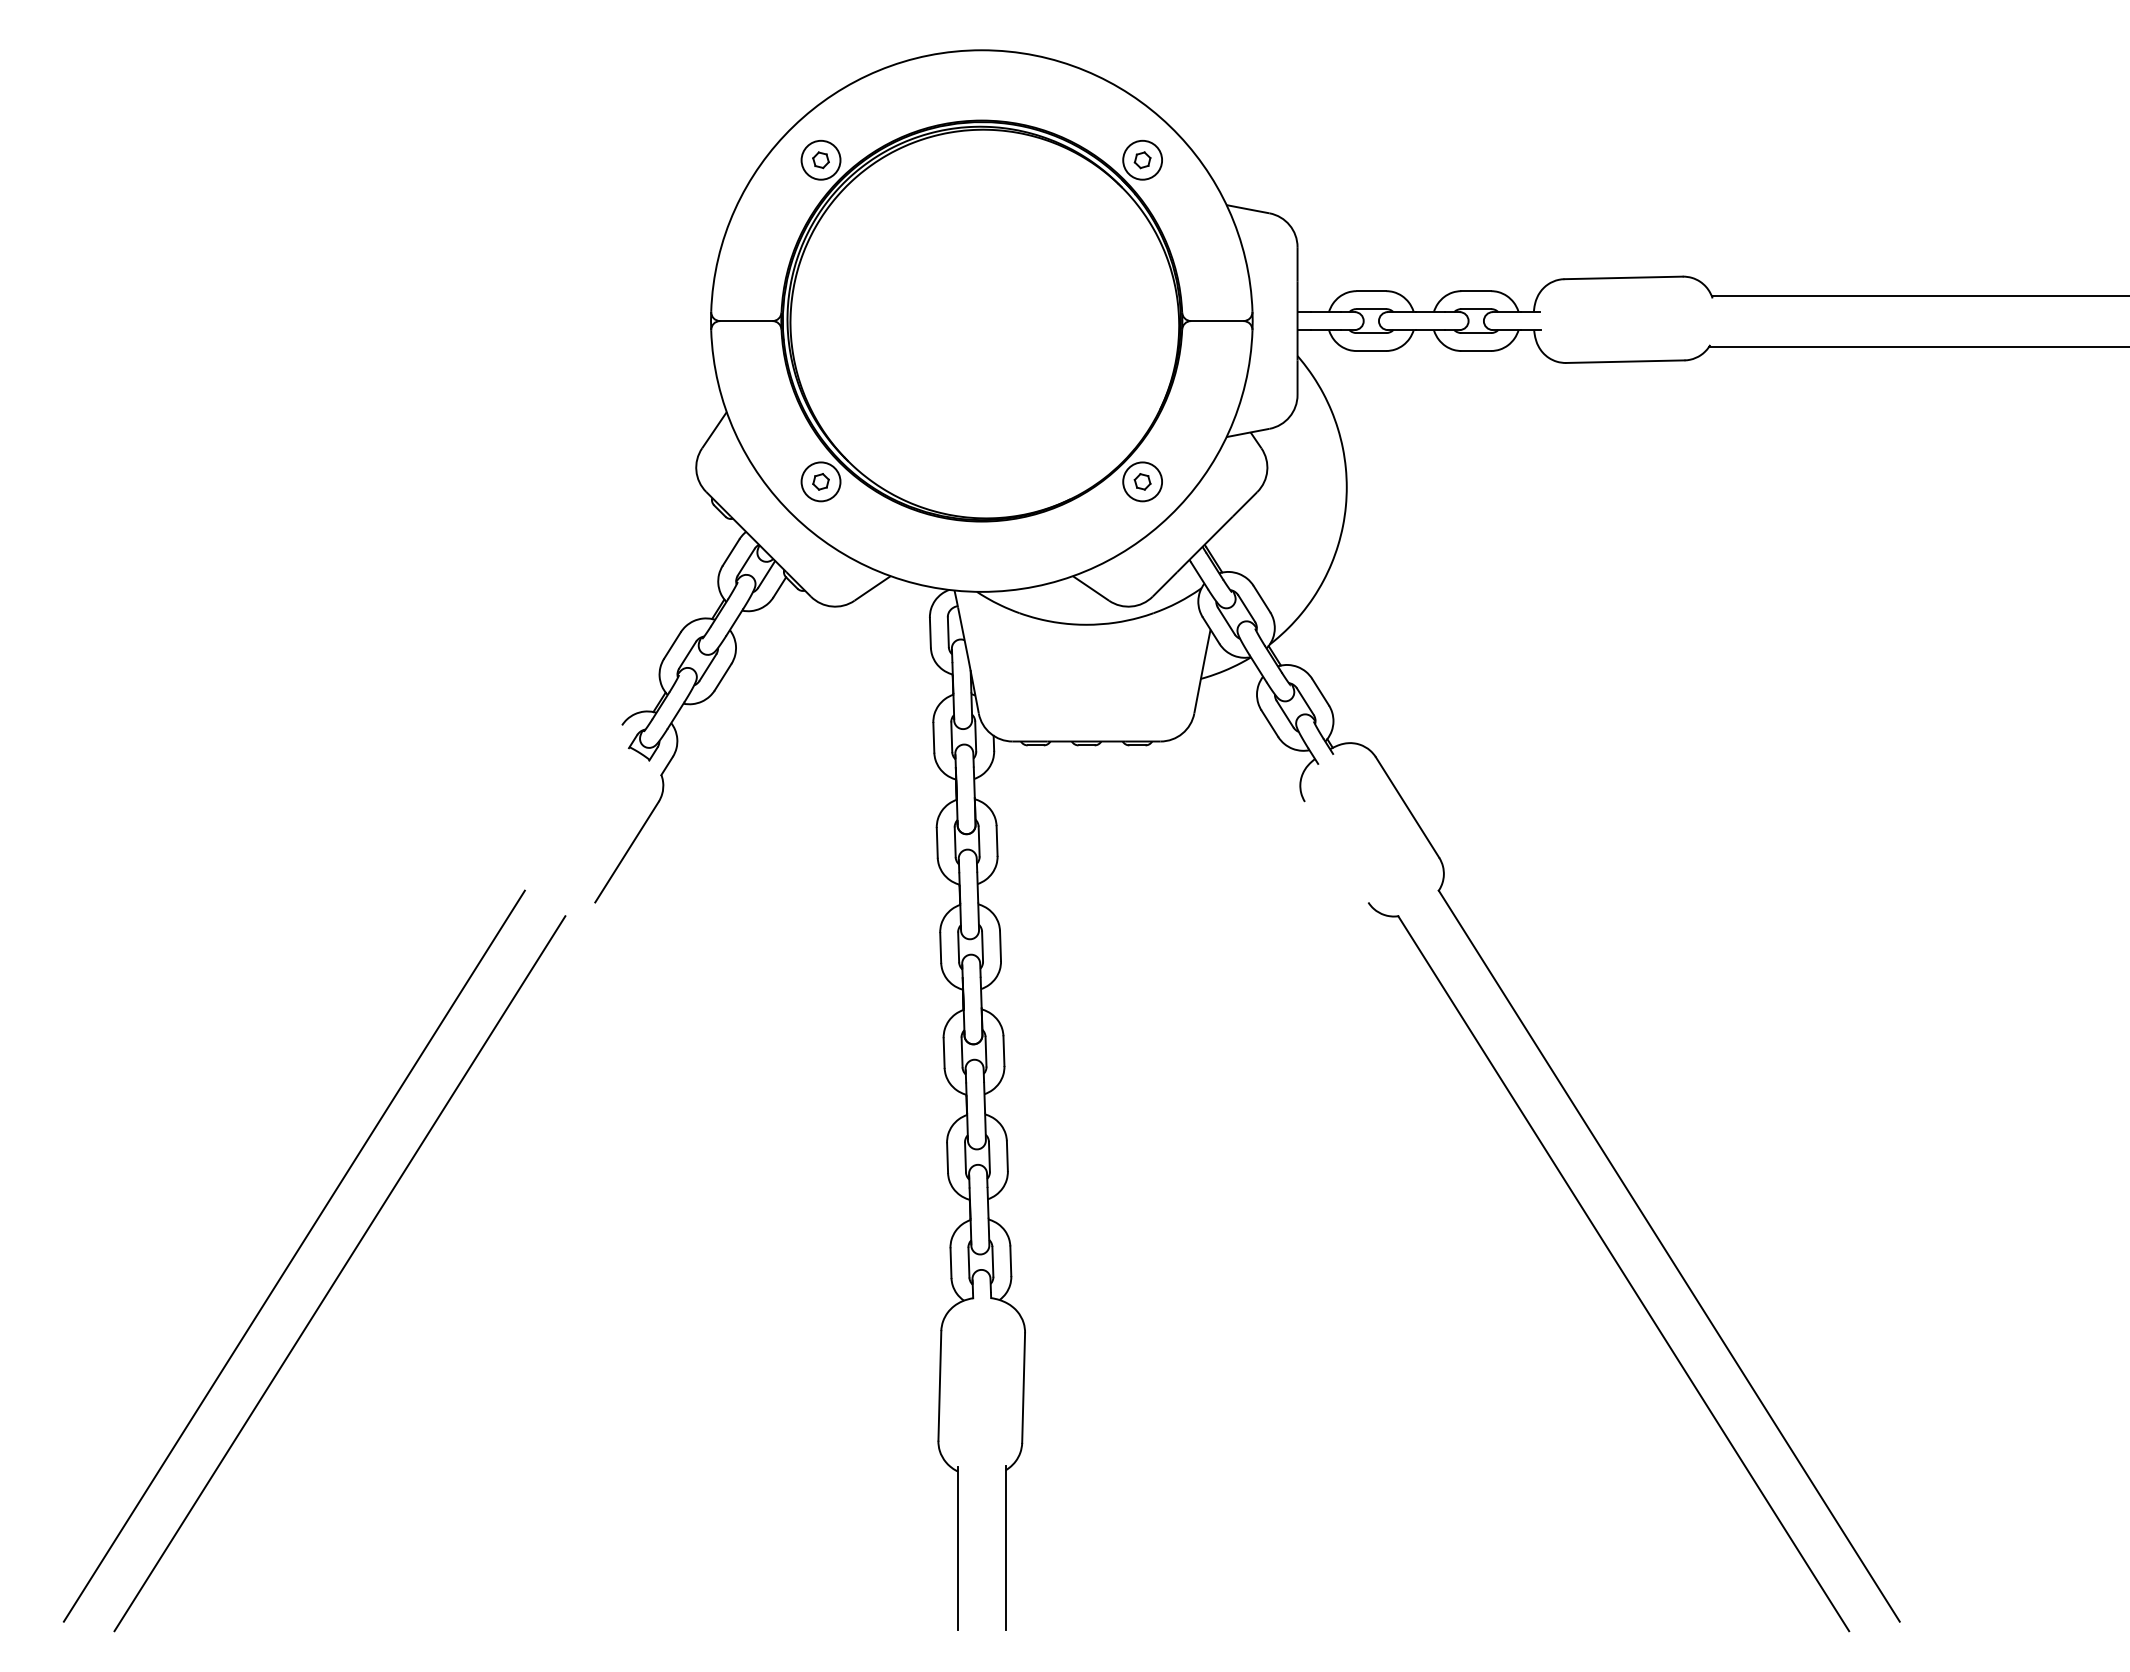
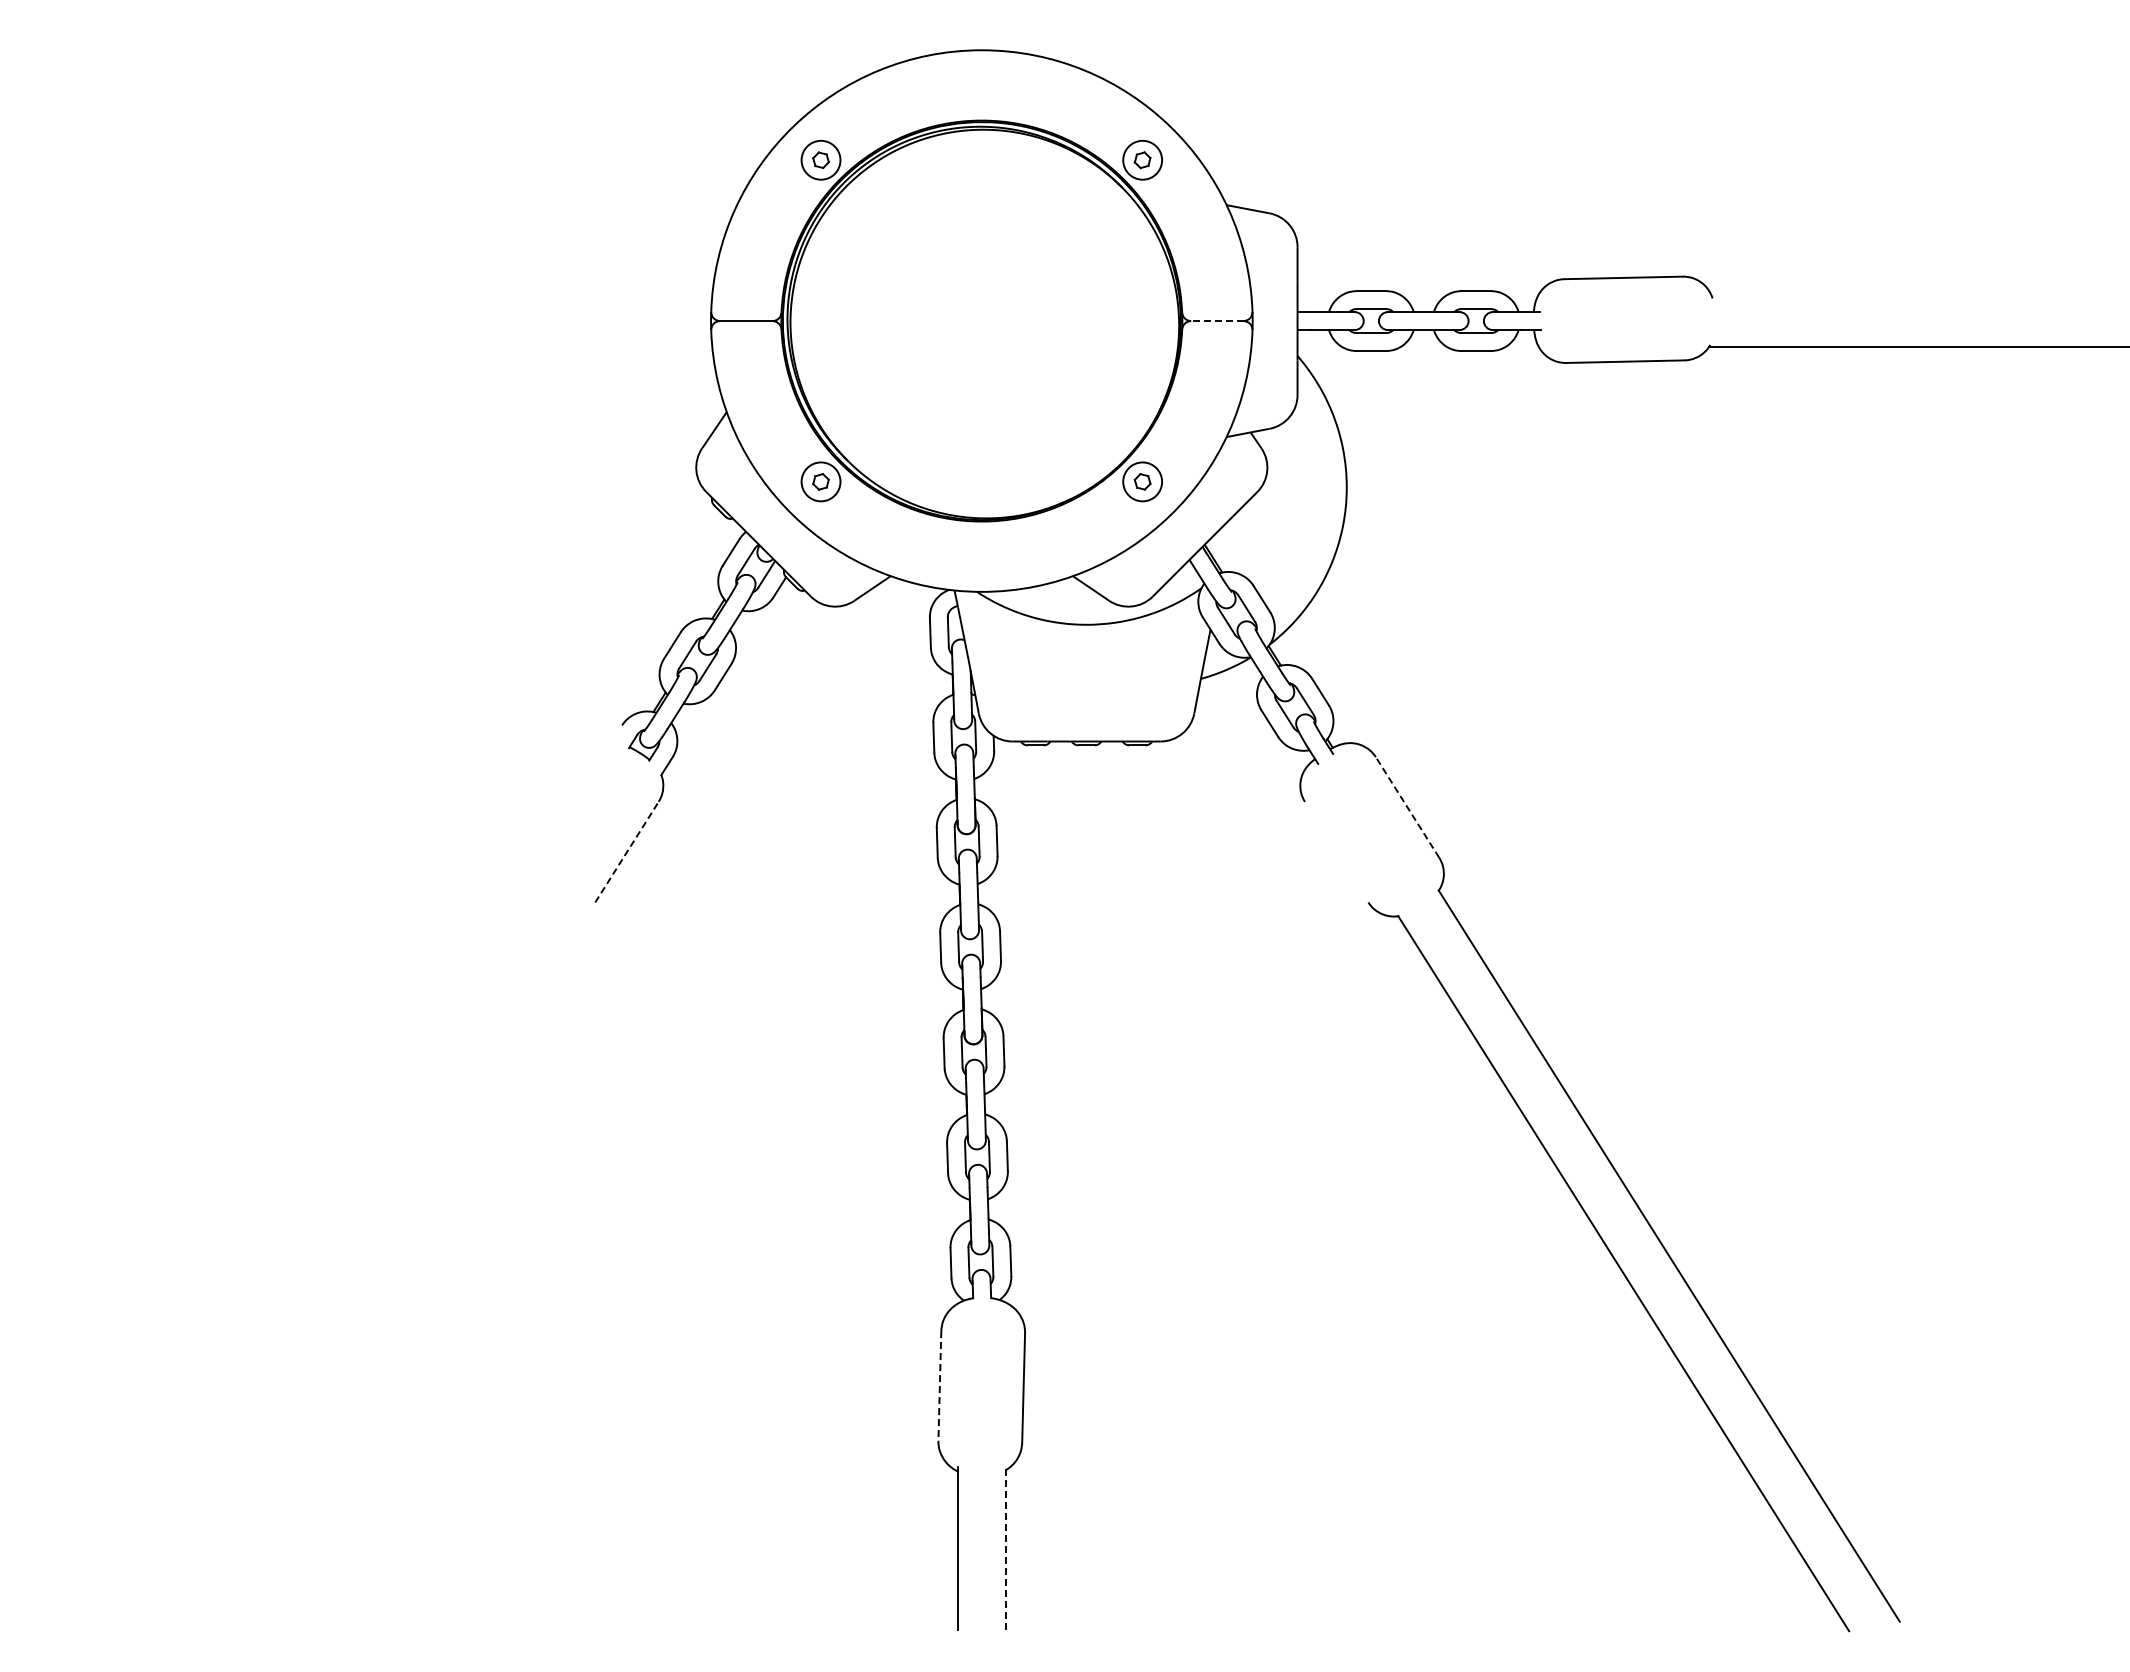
line: present -> none (1918, 295)
line: solid -> dashed (1216, 321)
line: solid -> dashed (1407, 807)
line: solid -> dashed (627, 851)
line: present -> none (293, 1255)
line: present -> none (339, 1273)
line: solid -> dashed (939, 1385)
line: solid -> dashed (1005, 1548)
